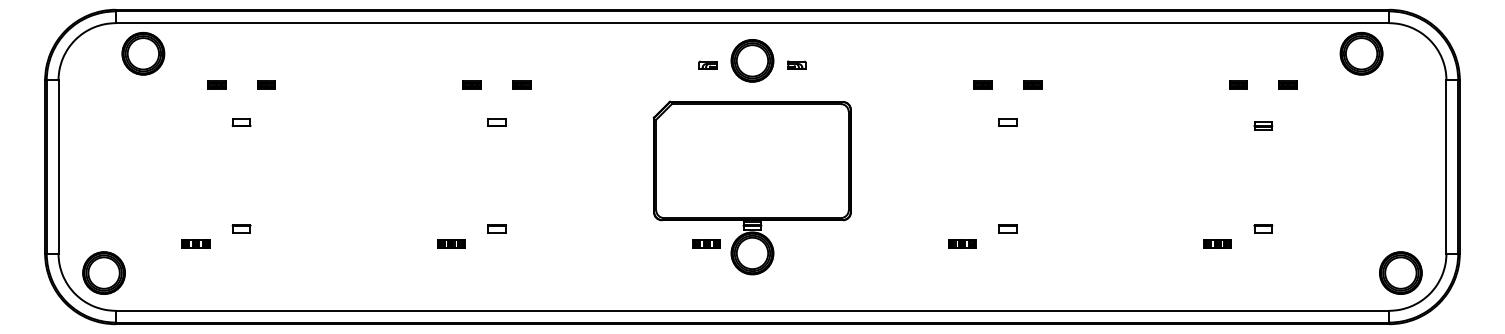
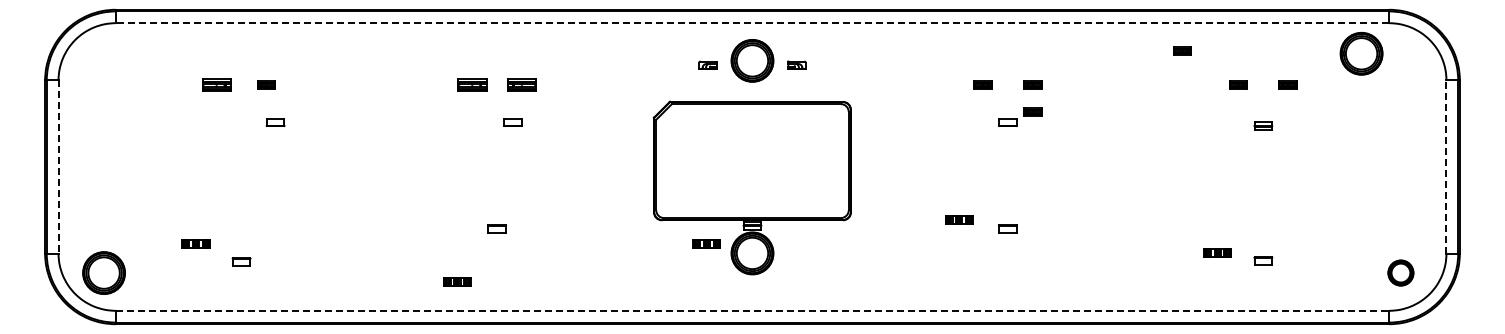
line: solid -> dashed (752, 23)
part: none -> present (1182, 50)
part: present -> none (143, 53)
part size: 20x10 px -> 30x14 px (216, 84)
part size: 20x10 px -> 31x14 px (472, 84)
part size: 20x10 px -> 30x14 px (521, 84)
part: none -> present (1032, 111)
part position: (241, 122) -> (275, 122) (275, 122)
part position: (496, 122) -> (512, 122) (512, 122)
line: solid -> dashed (58, 167)
line: solid -> dashed (1446, 167)
part position: (241, 228) -> (241, 261) (241, 261)
part position: (1263, 228) -> (1263, 260) (1263, 260)
part position: (451, 243) -> (457, 281) (457, 281)
part position: (962, 243) -> (959, 219) (959, 219)
part position: (1217, 243) -> (1217, 252) (1217, 252)
part size: 44x44 px -> 28x28 px (1400, 272)
line: solid -> dashed (752, 310)
